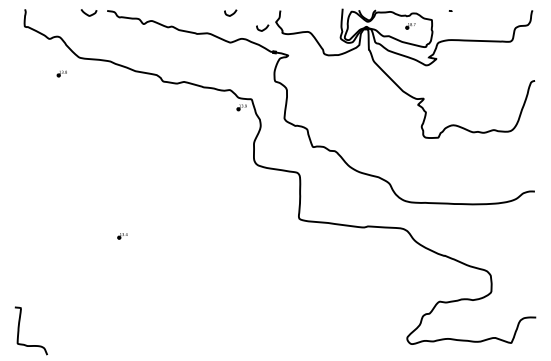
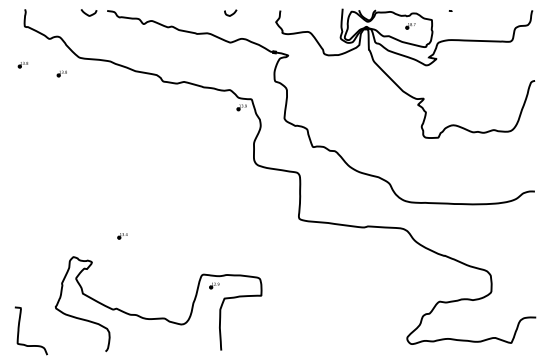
curve: present -> none (262, 29)
part: none -> present (22, 65)
part: none -> present (158, 317)
